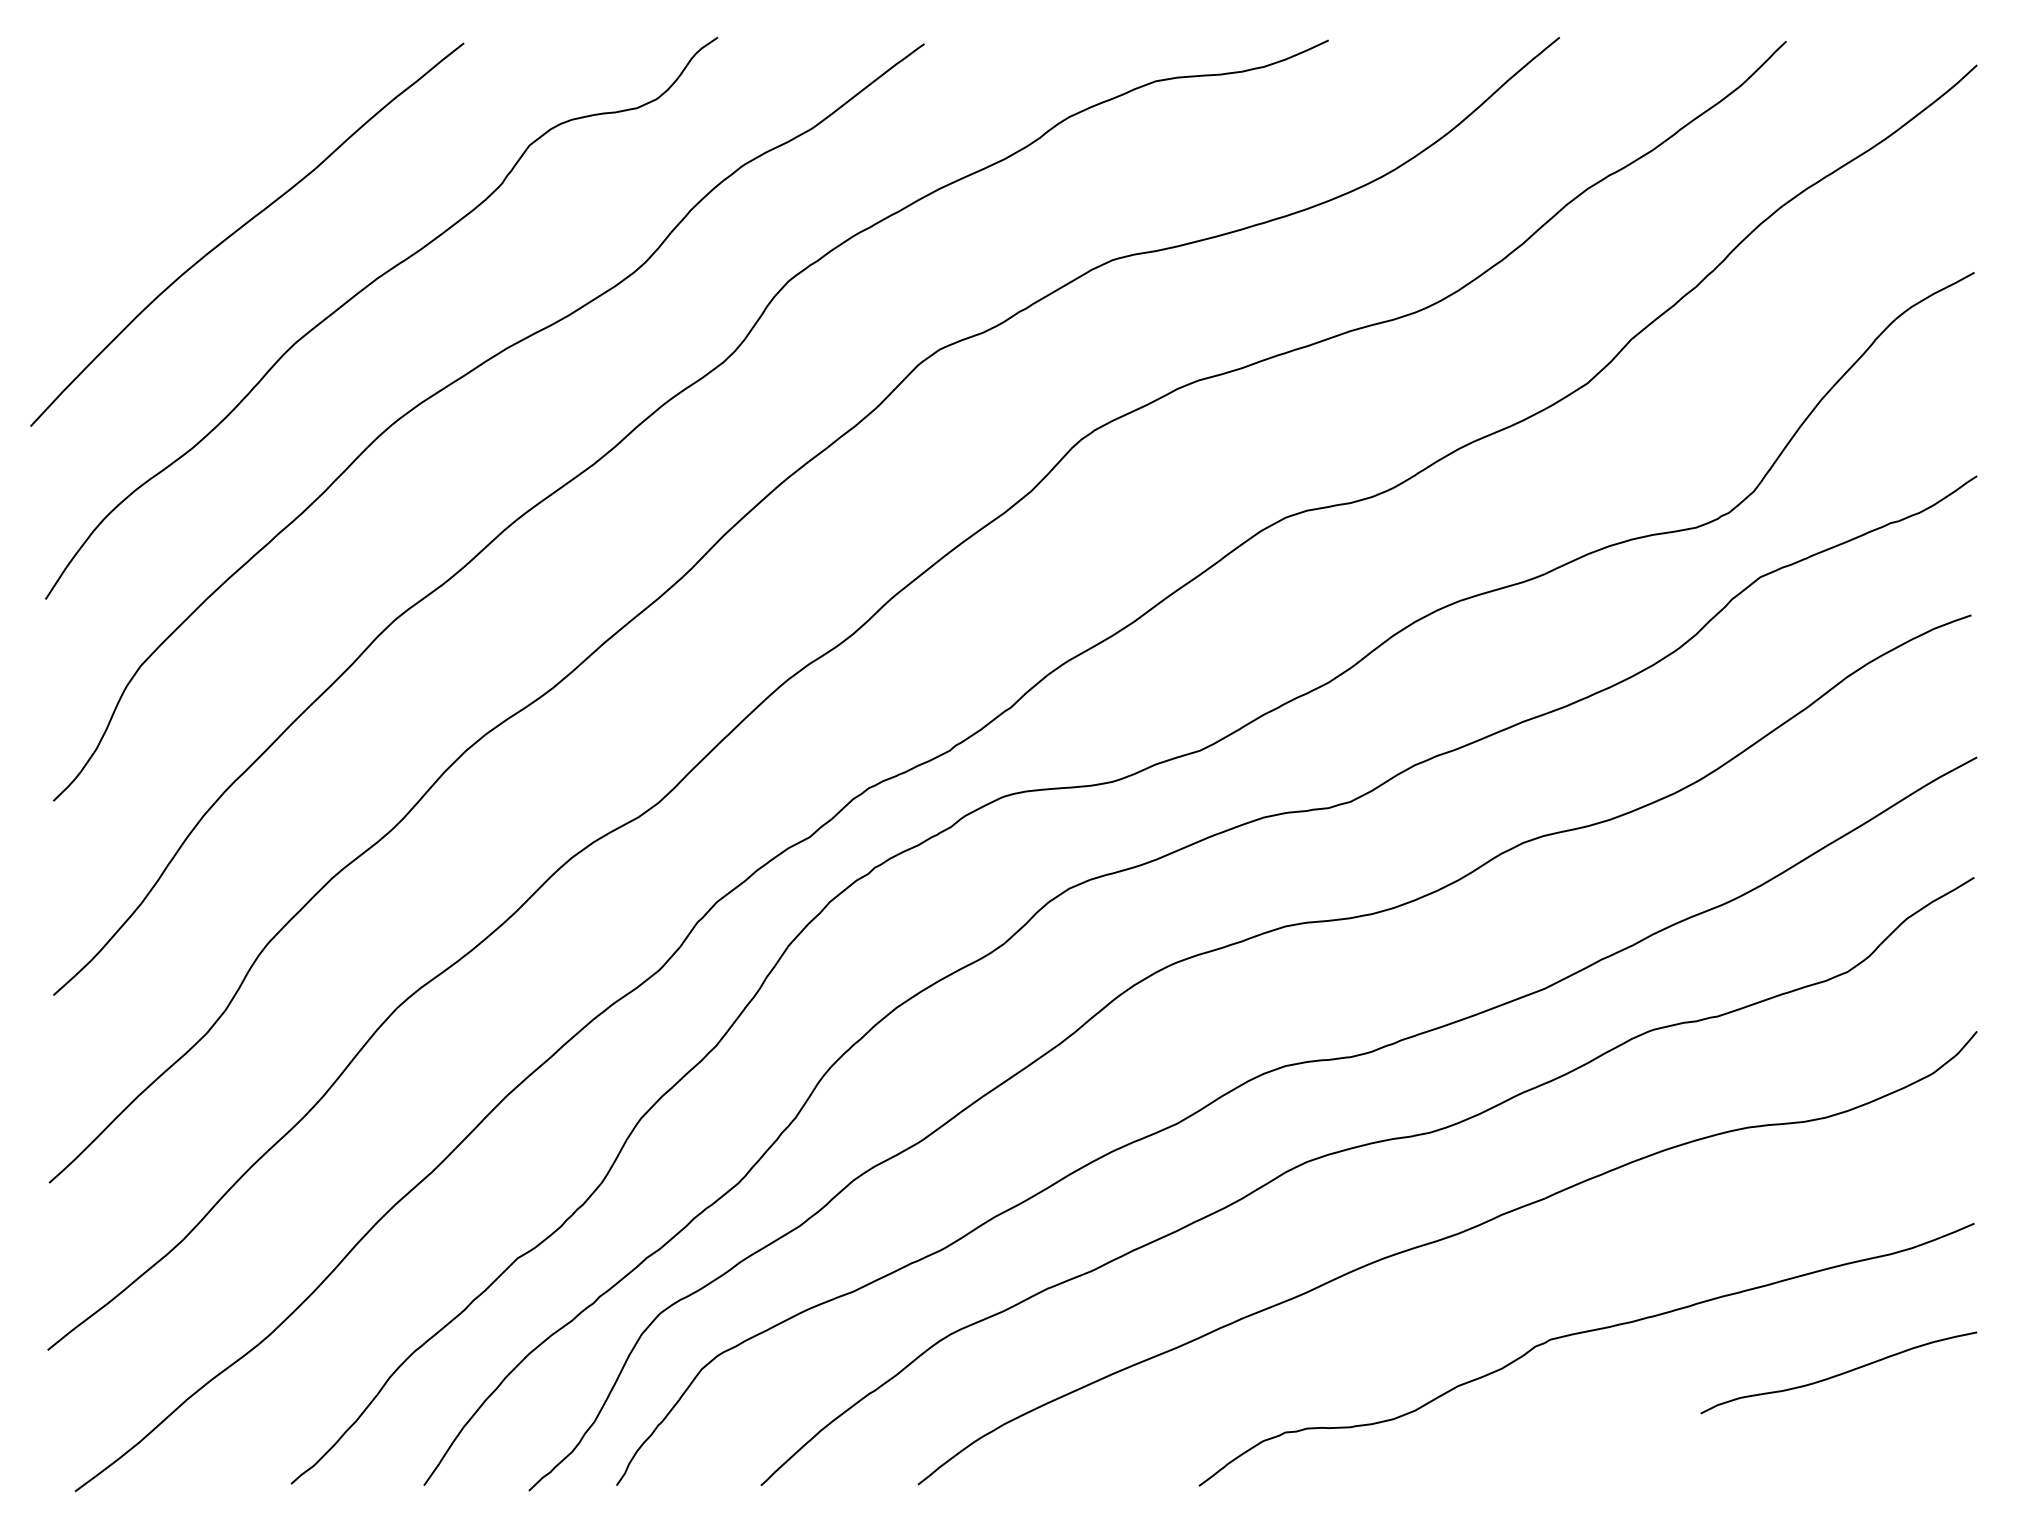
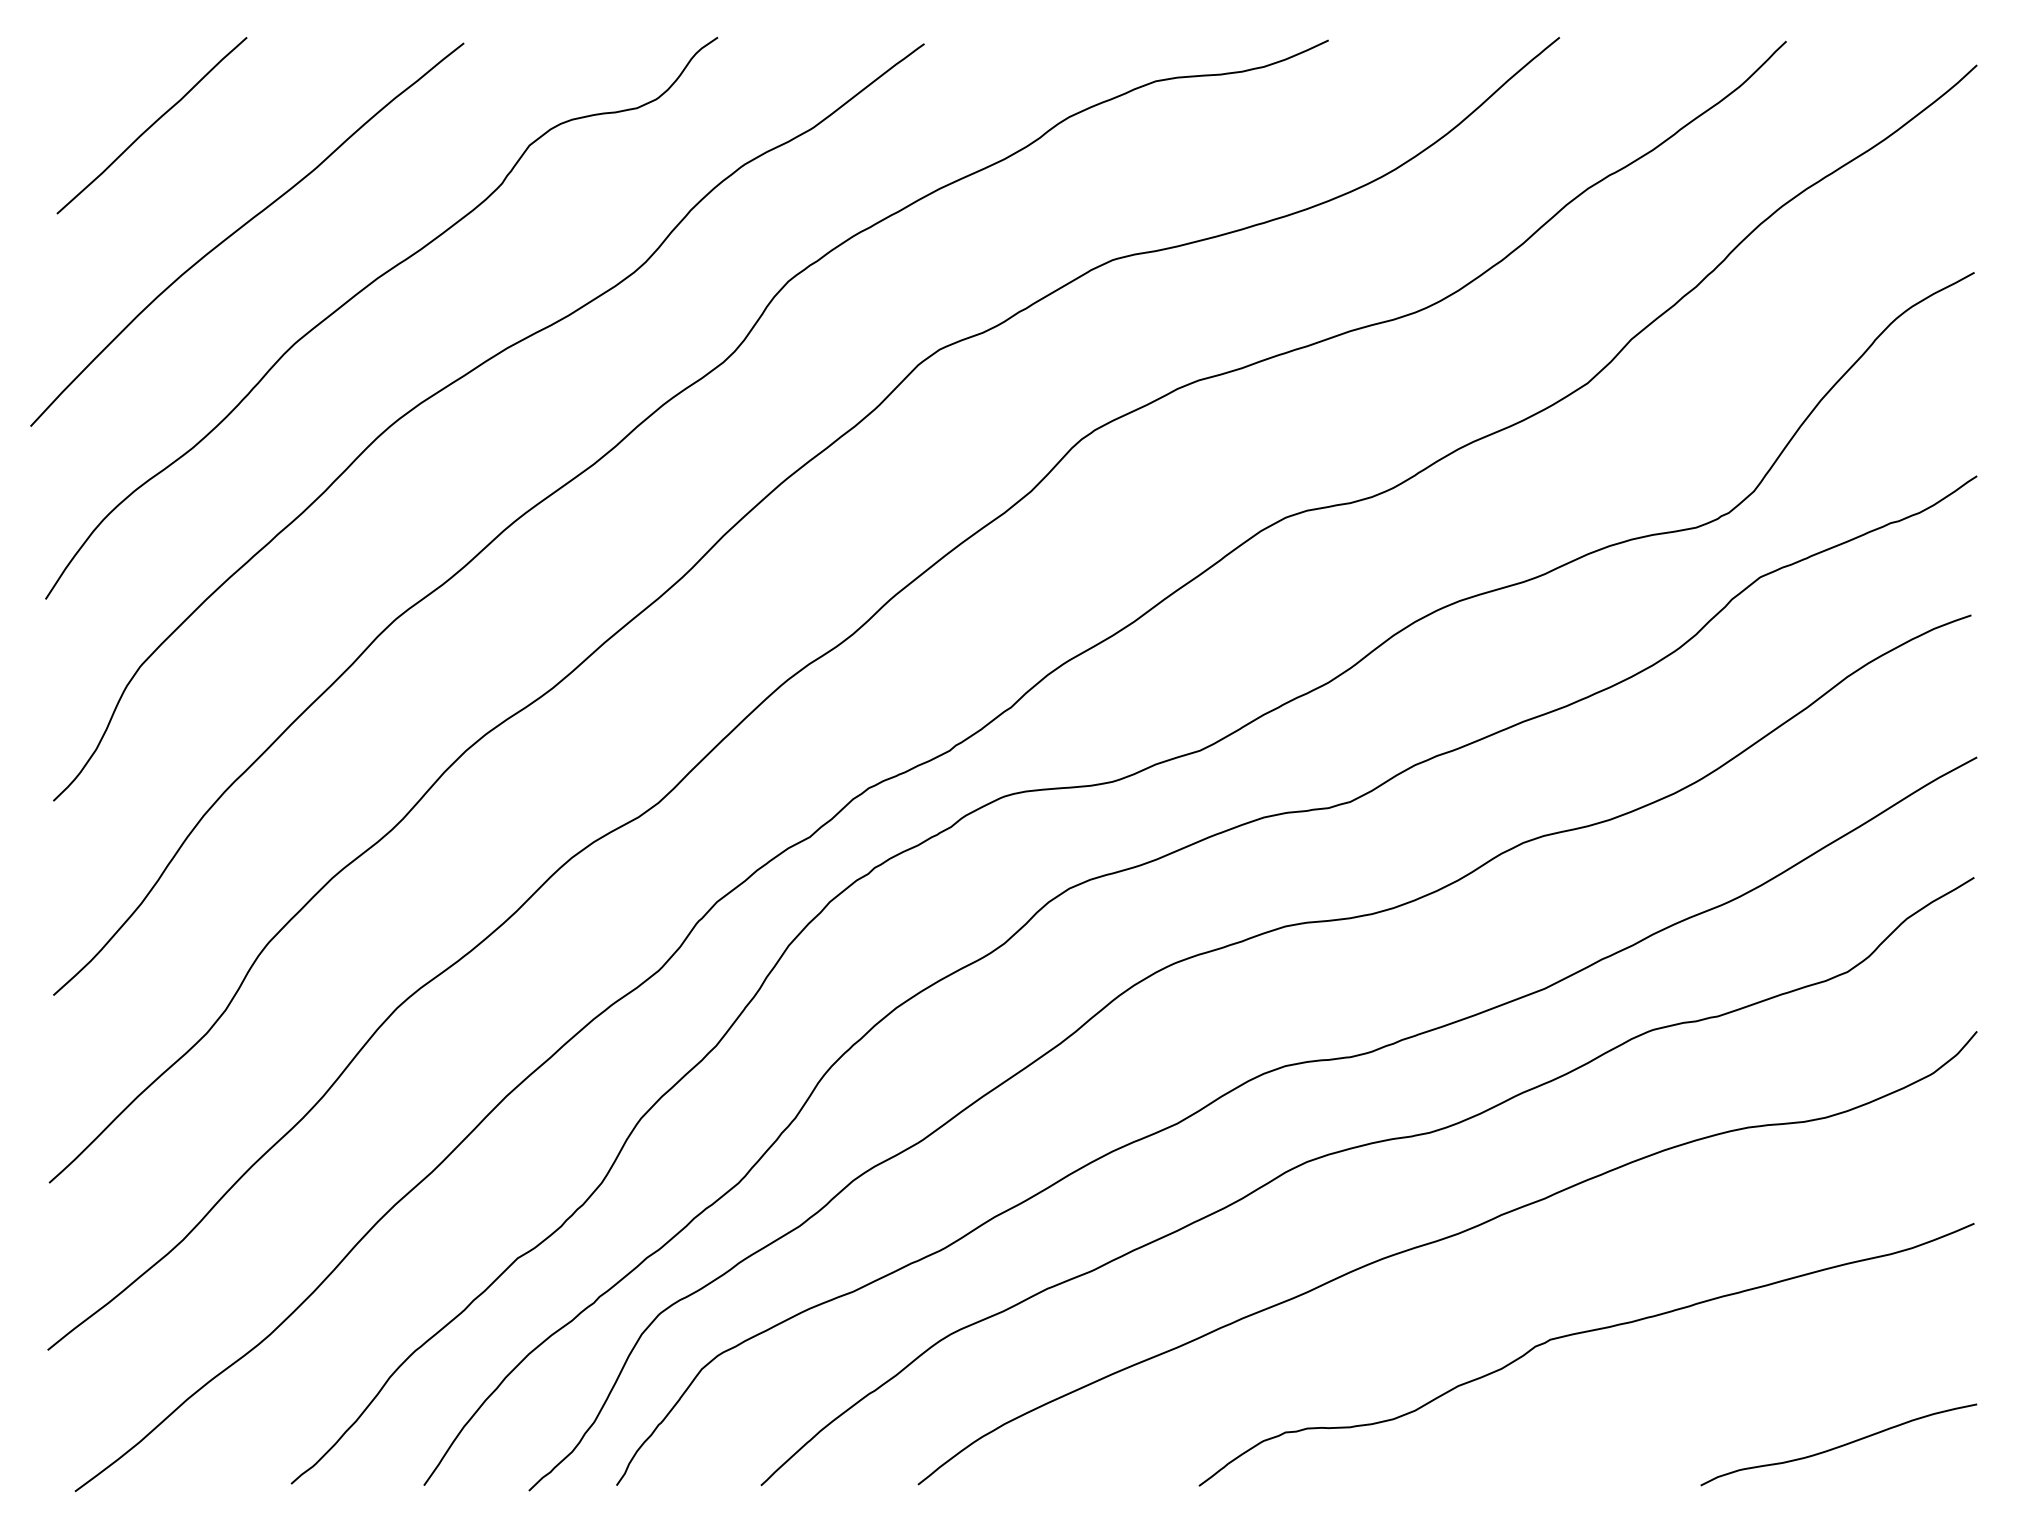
curve: none -> present (151, 125)
curve position: (1839, 1373) -> (1839, 1445) (1839, 1445)
